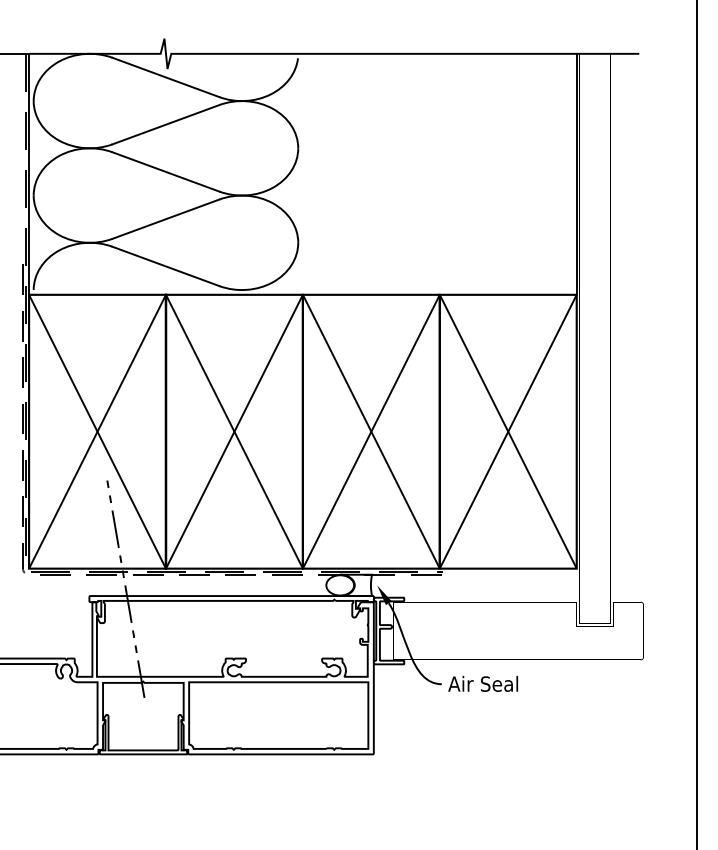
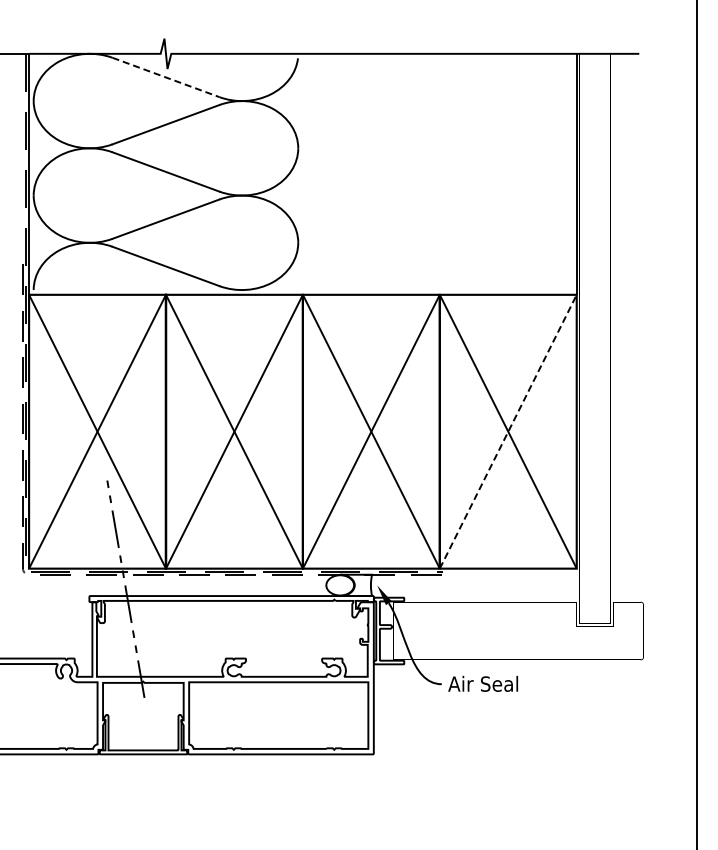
line: solid -> dashed (165, 77)
line: solid -> dashed (508, 431)
